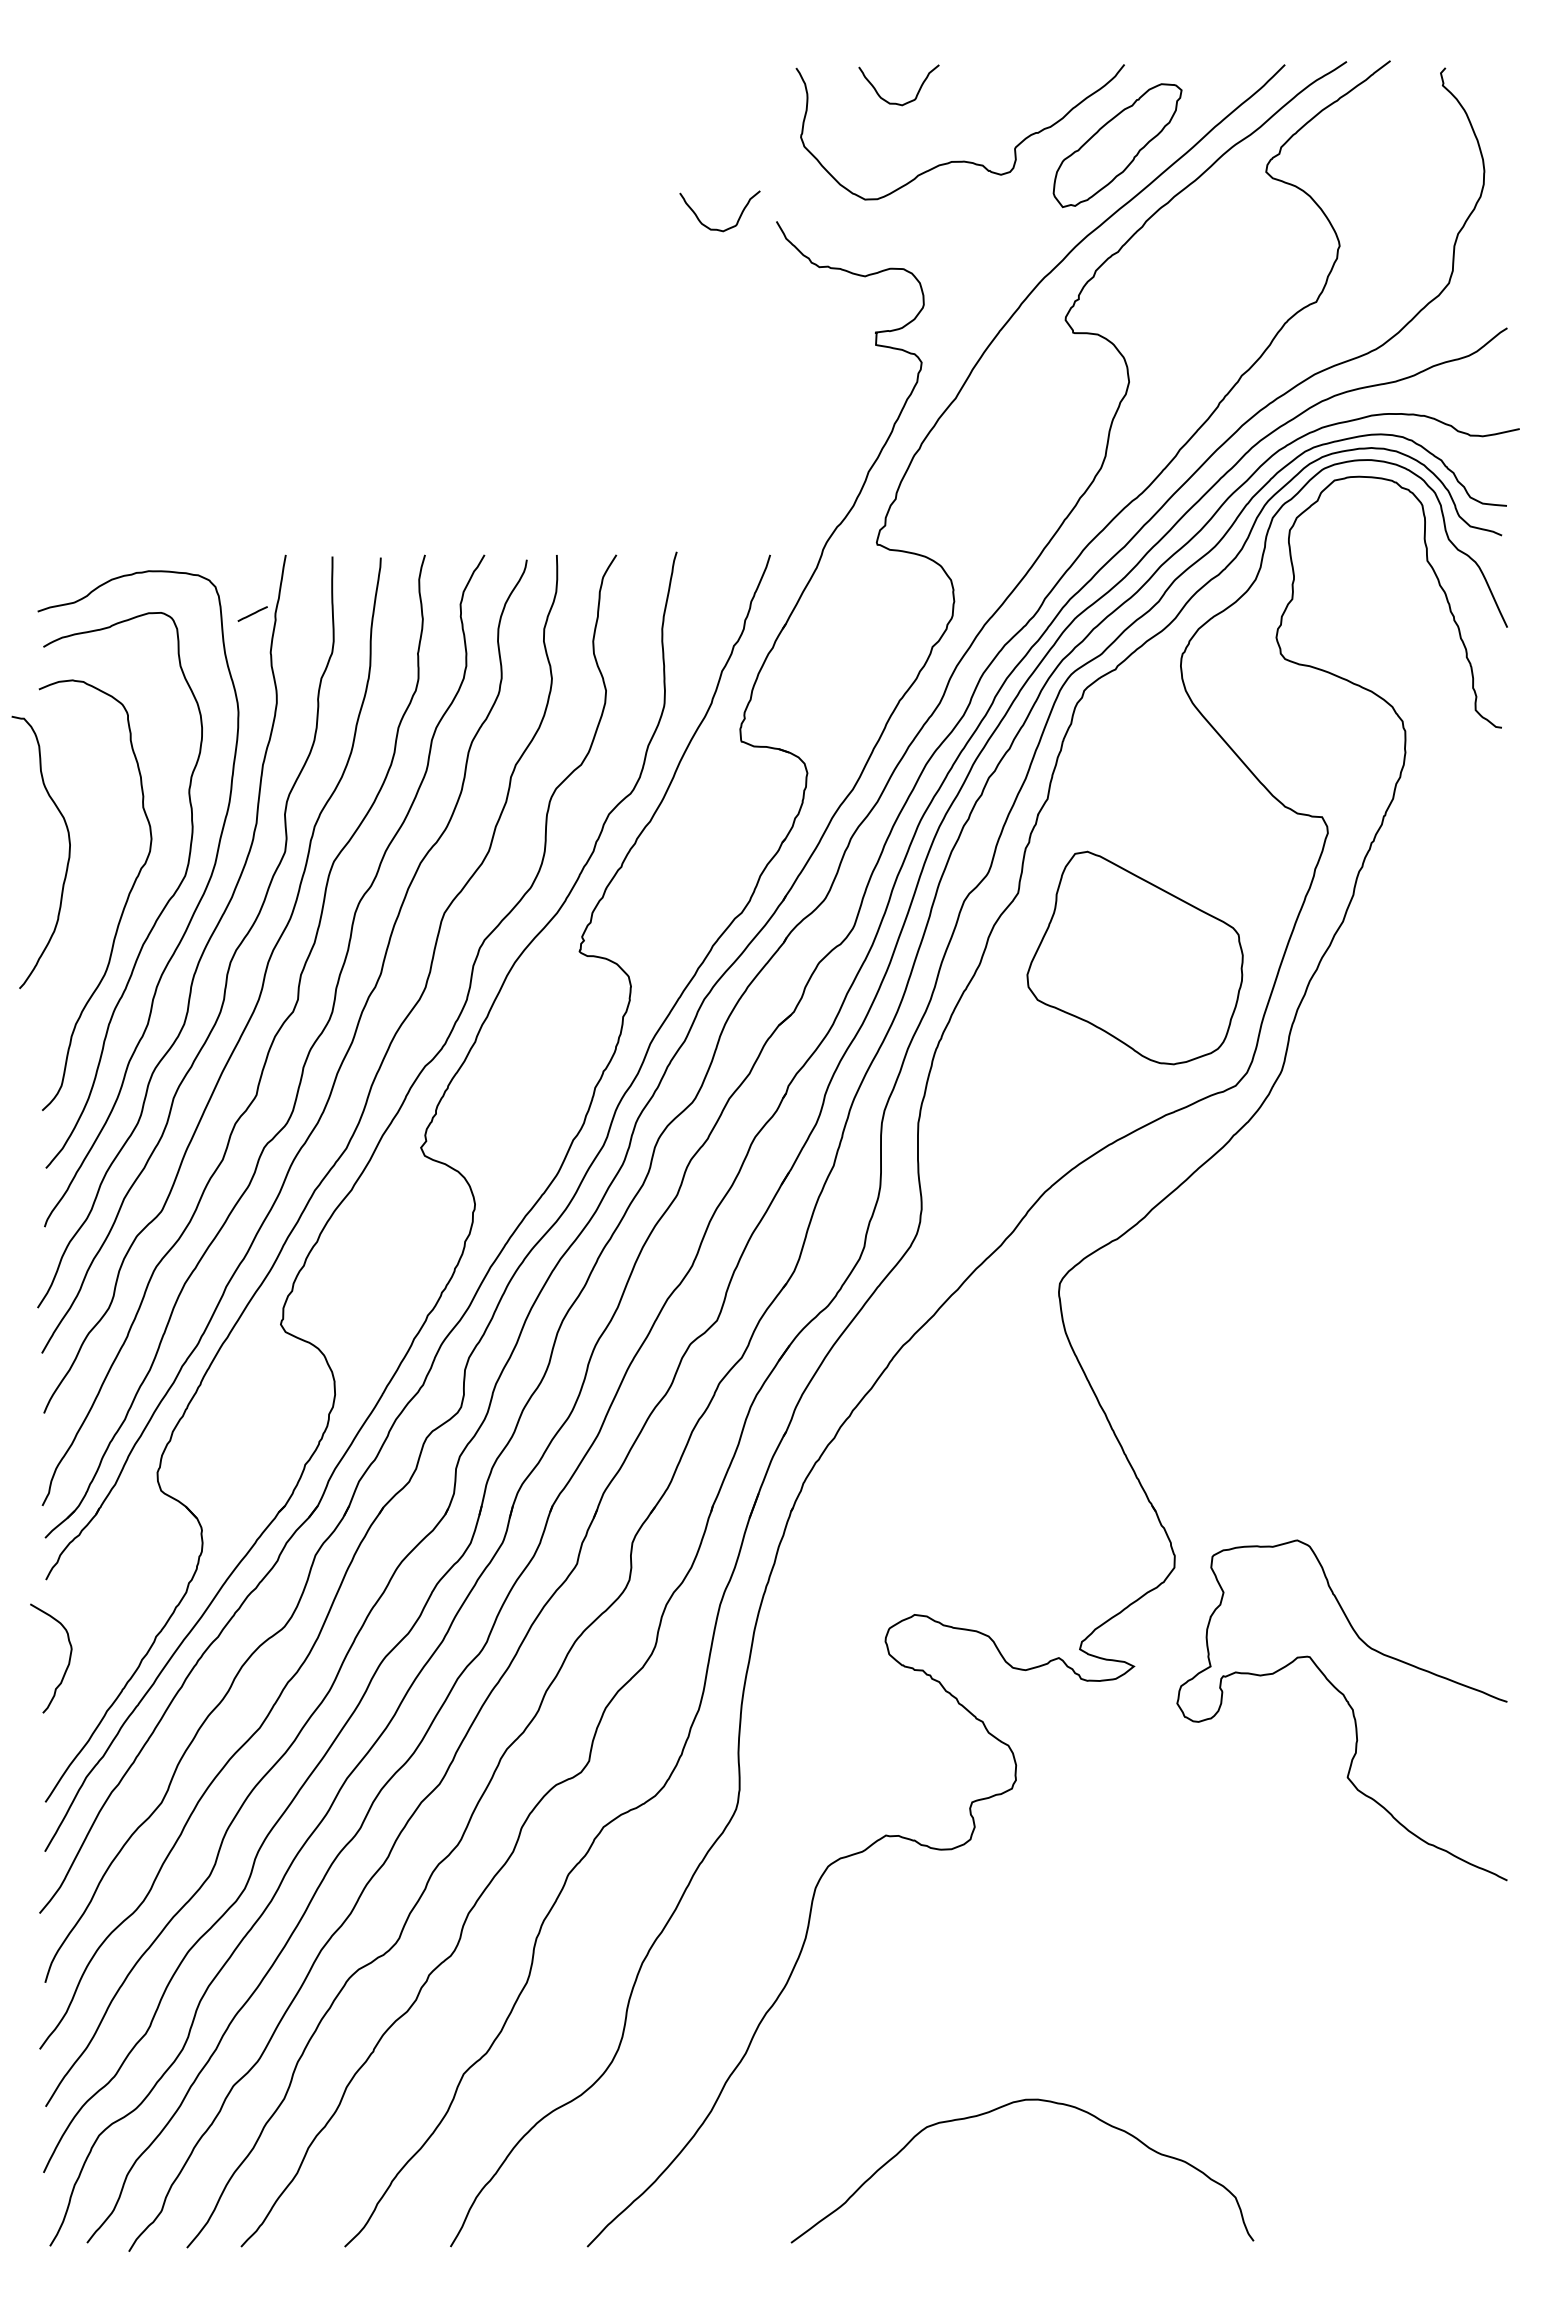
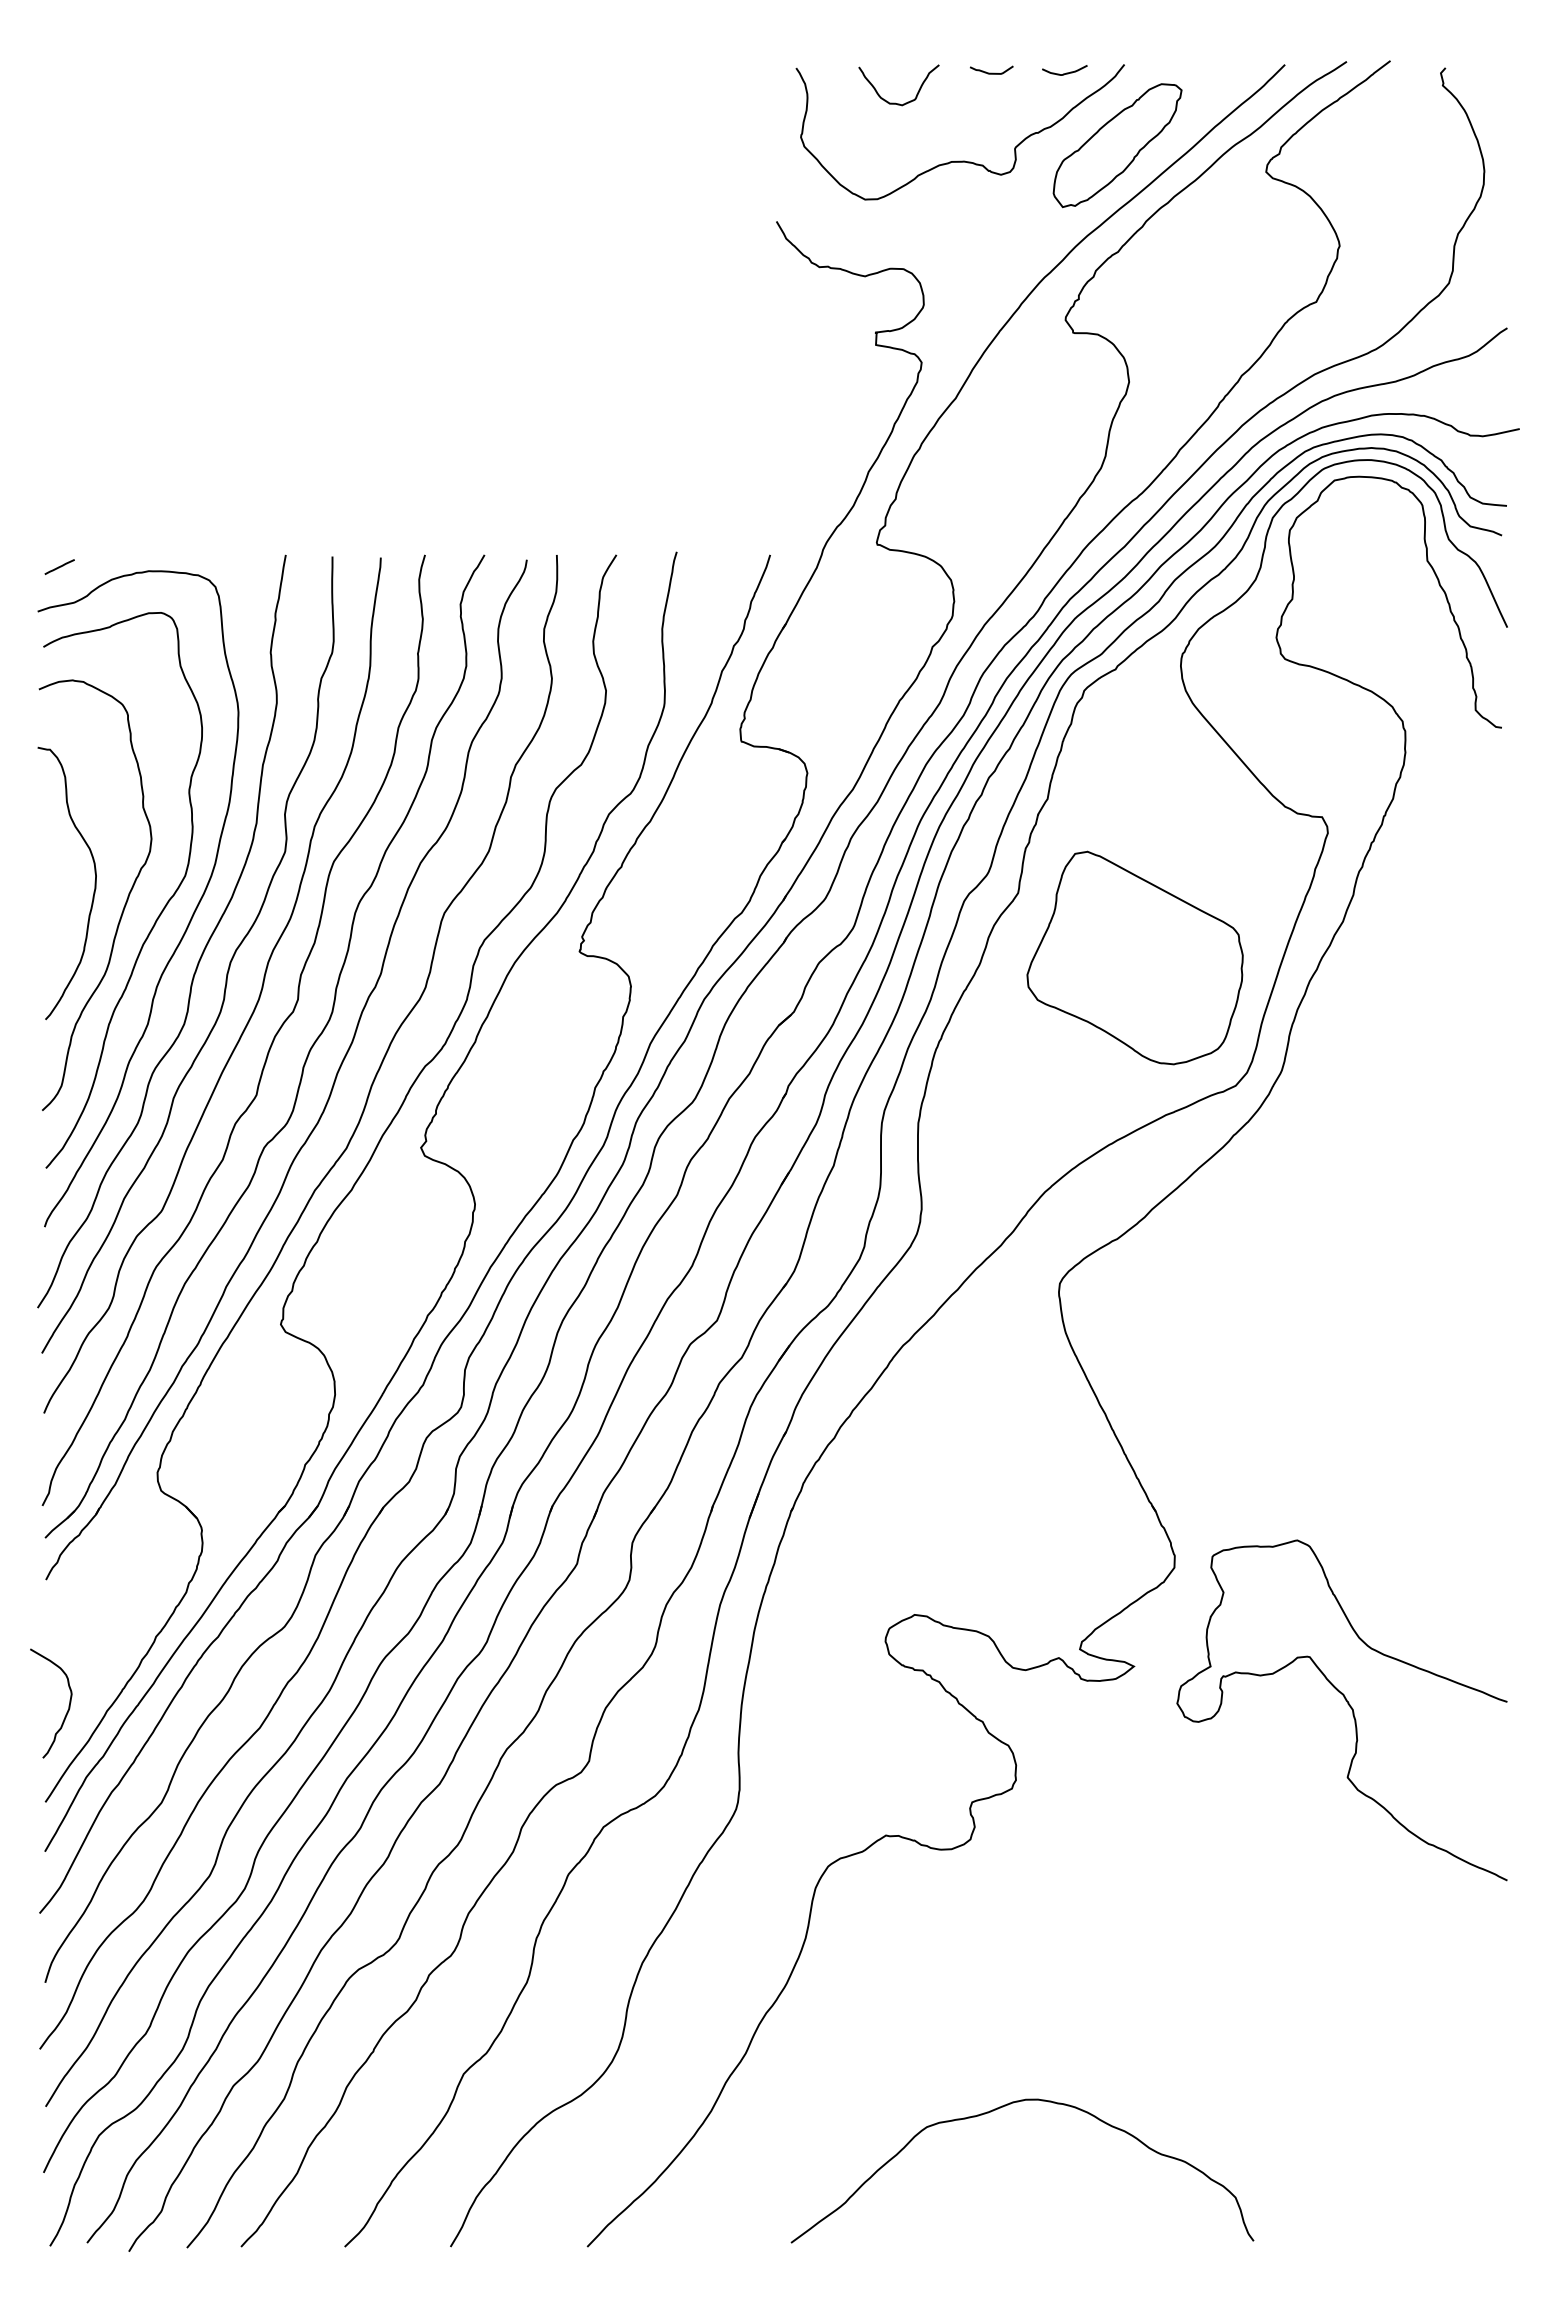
curve: none -> present (991, 72)
curve: none -> present (1066, 72)
curve: present -> none (716, 228)
line position: (252, 613) -> (59, 566) (59, 566)
curve position: (68, 852) -> (94, 883) (94, 883)
curve position: (68, 1660) -> (68, 1705) (68, 1705)
